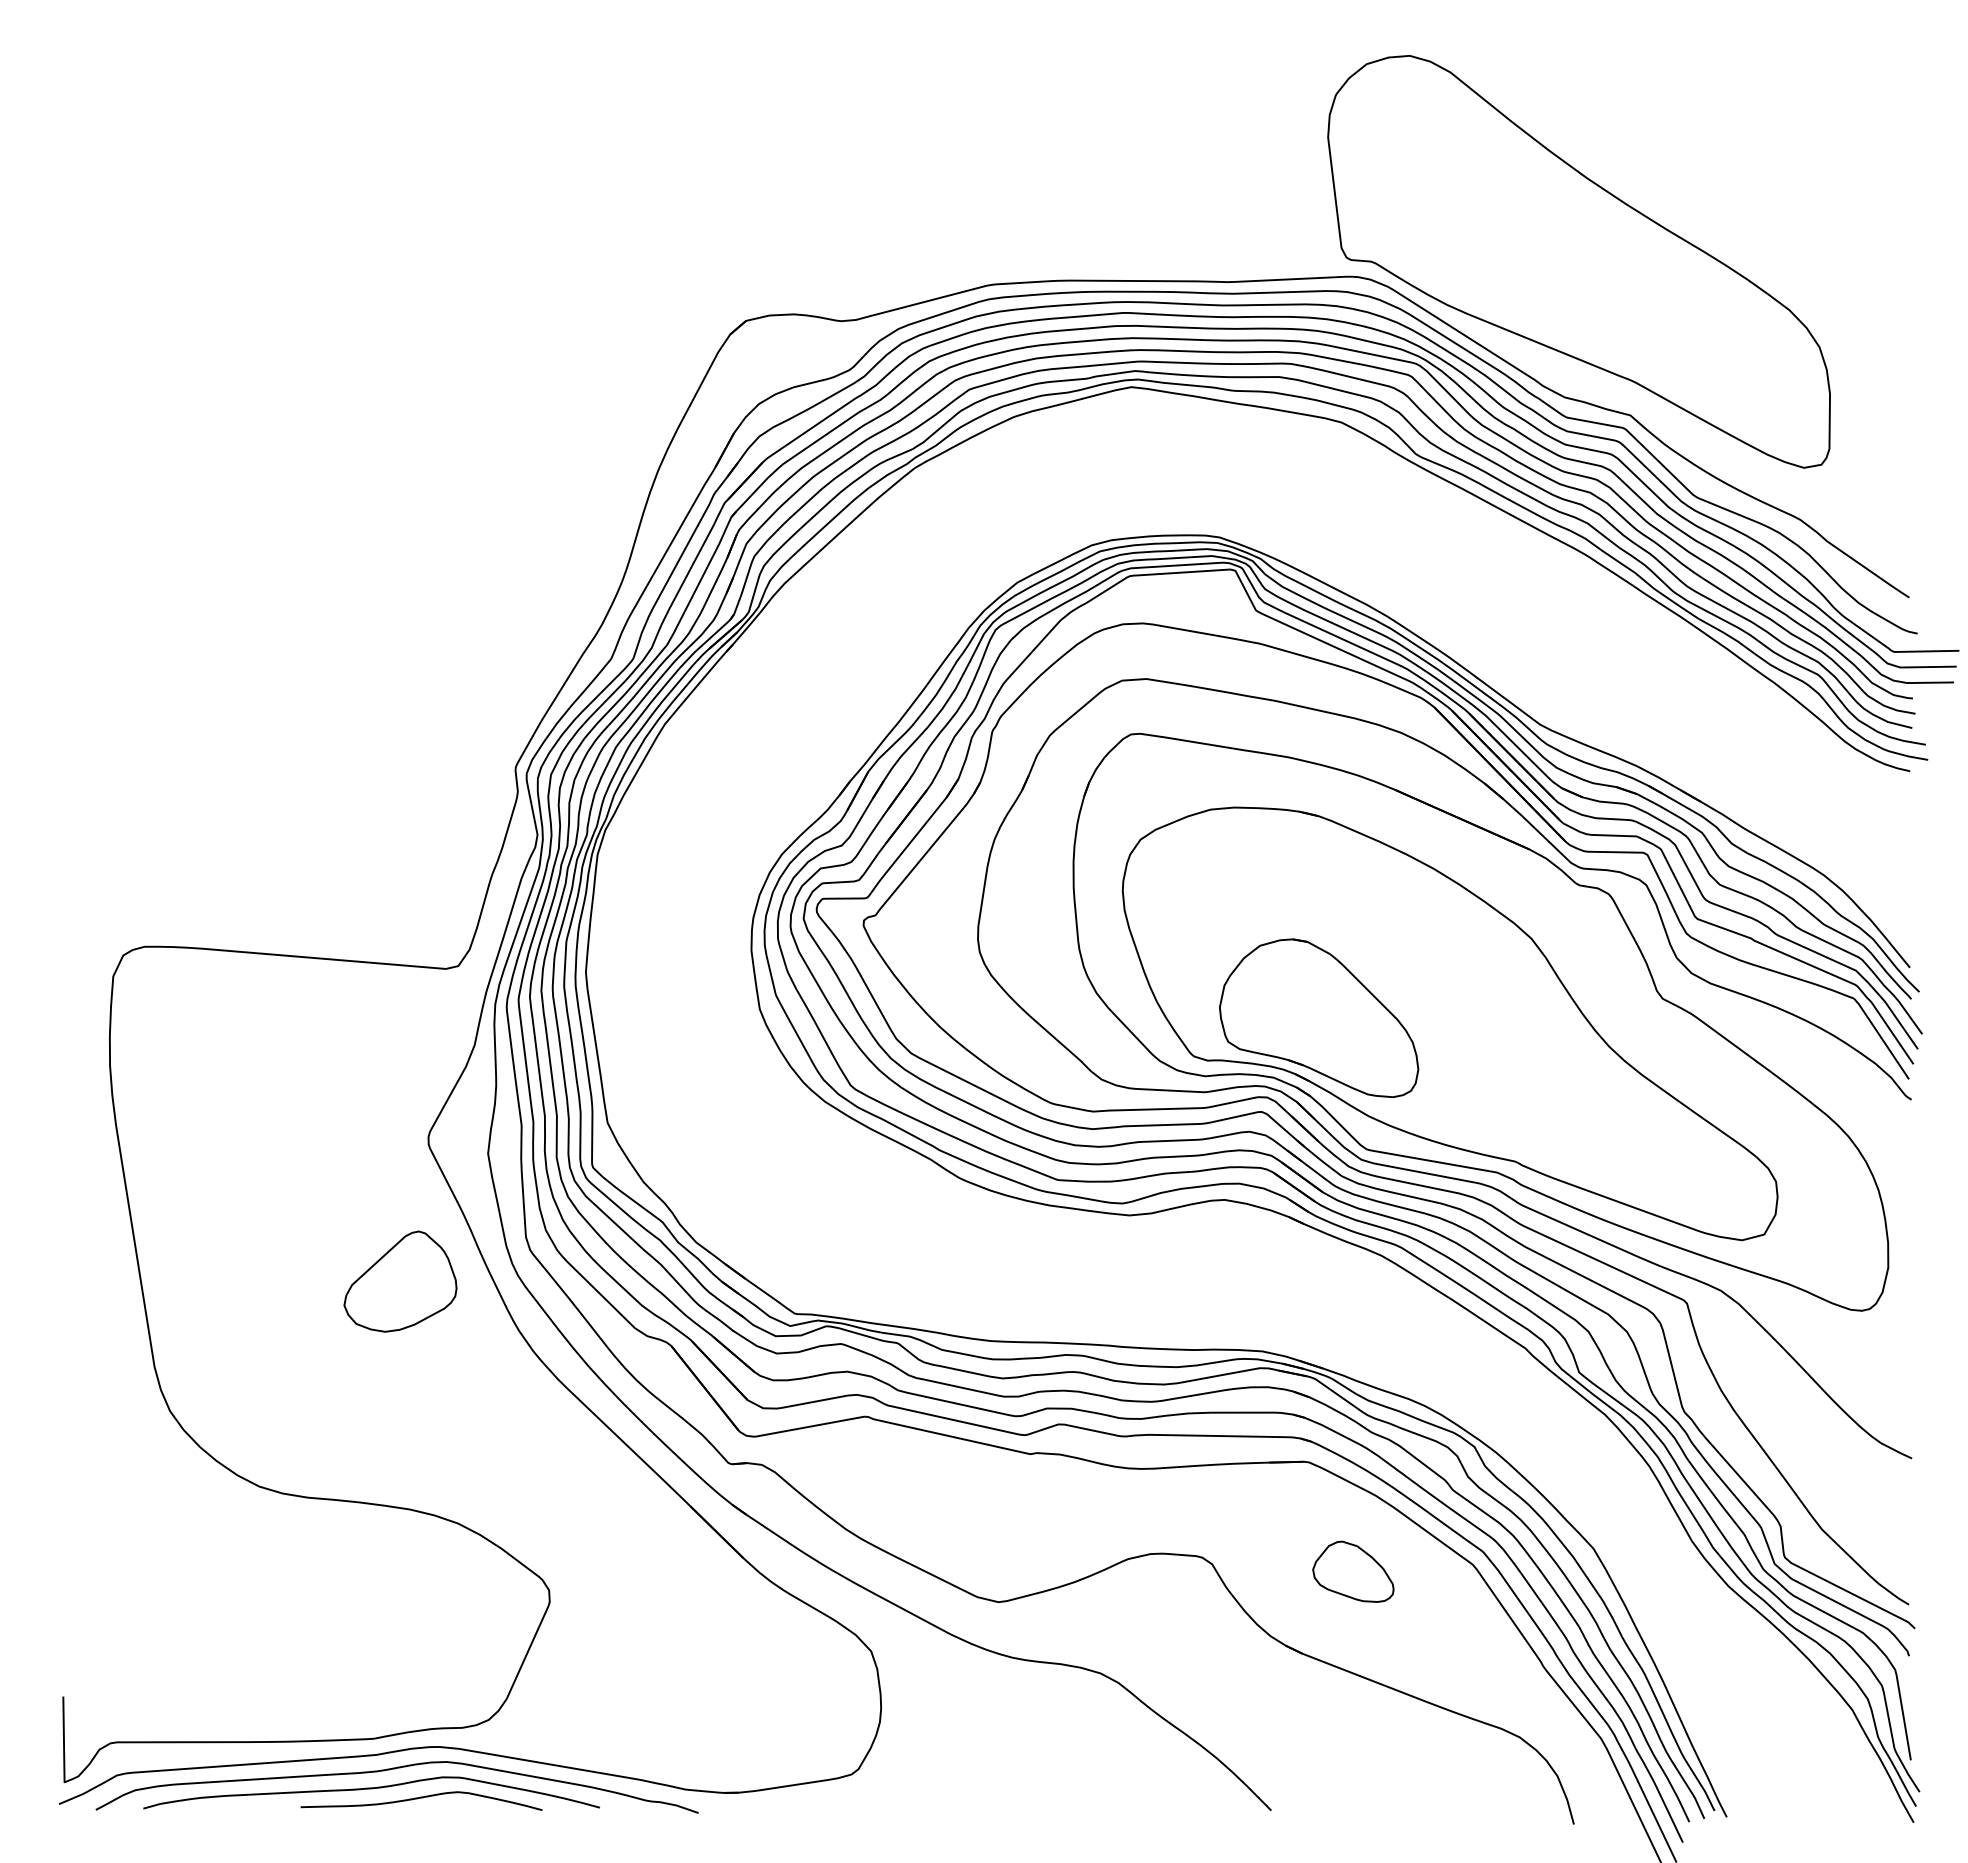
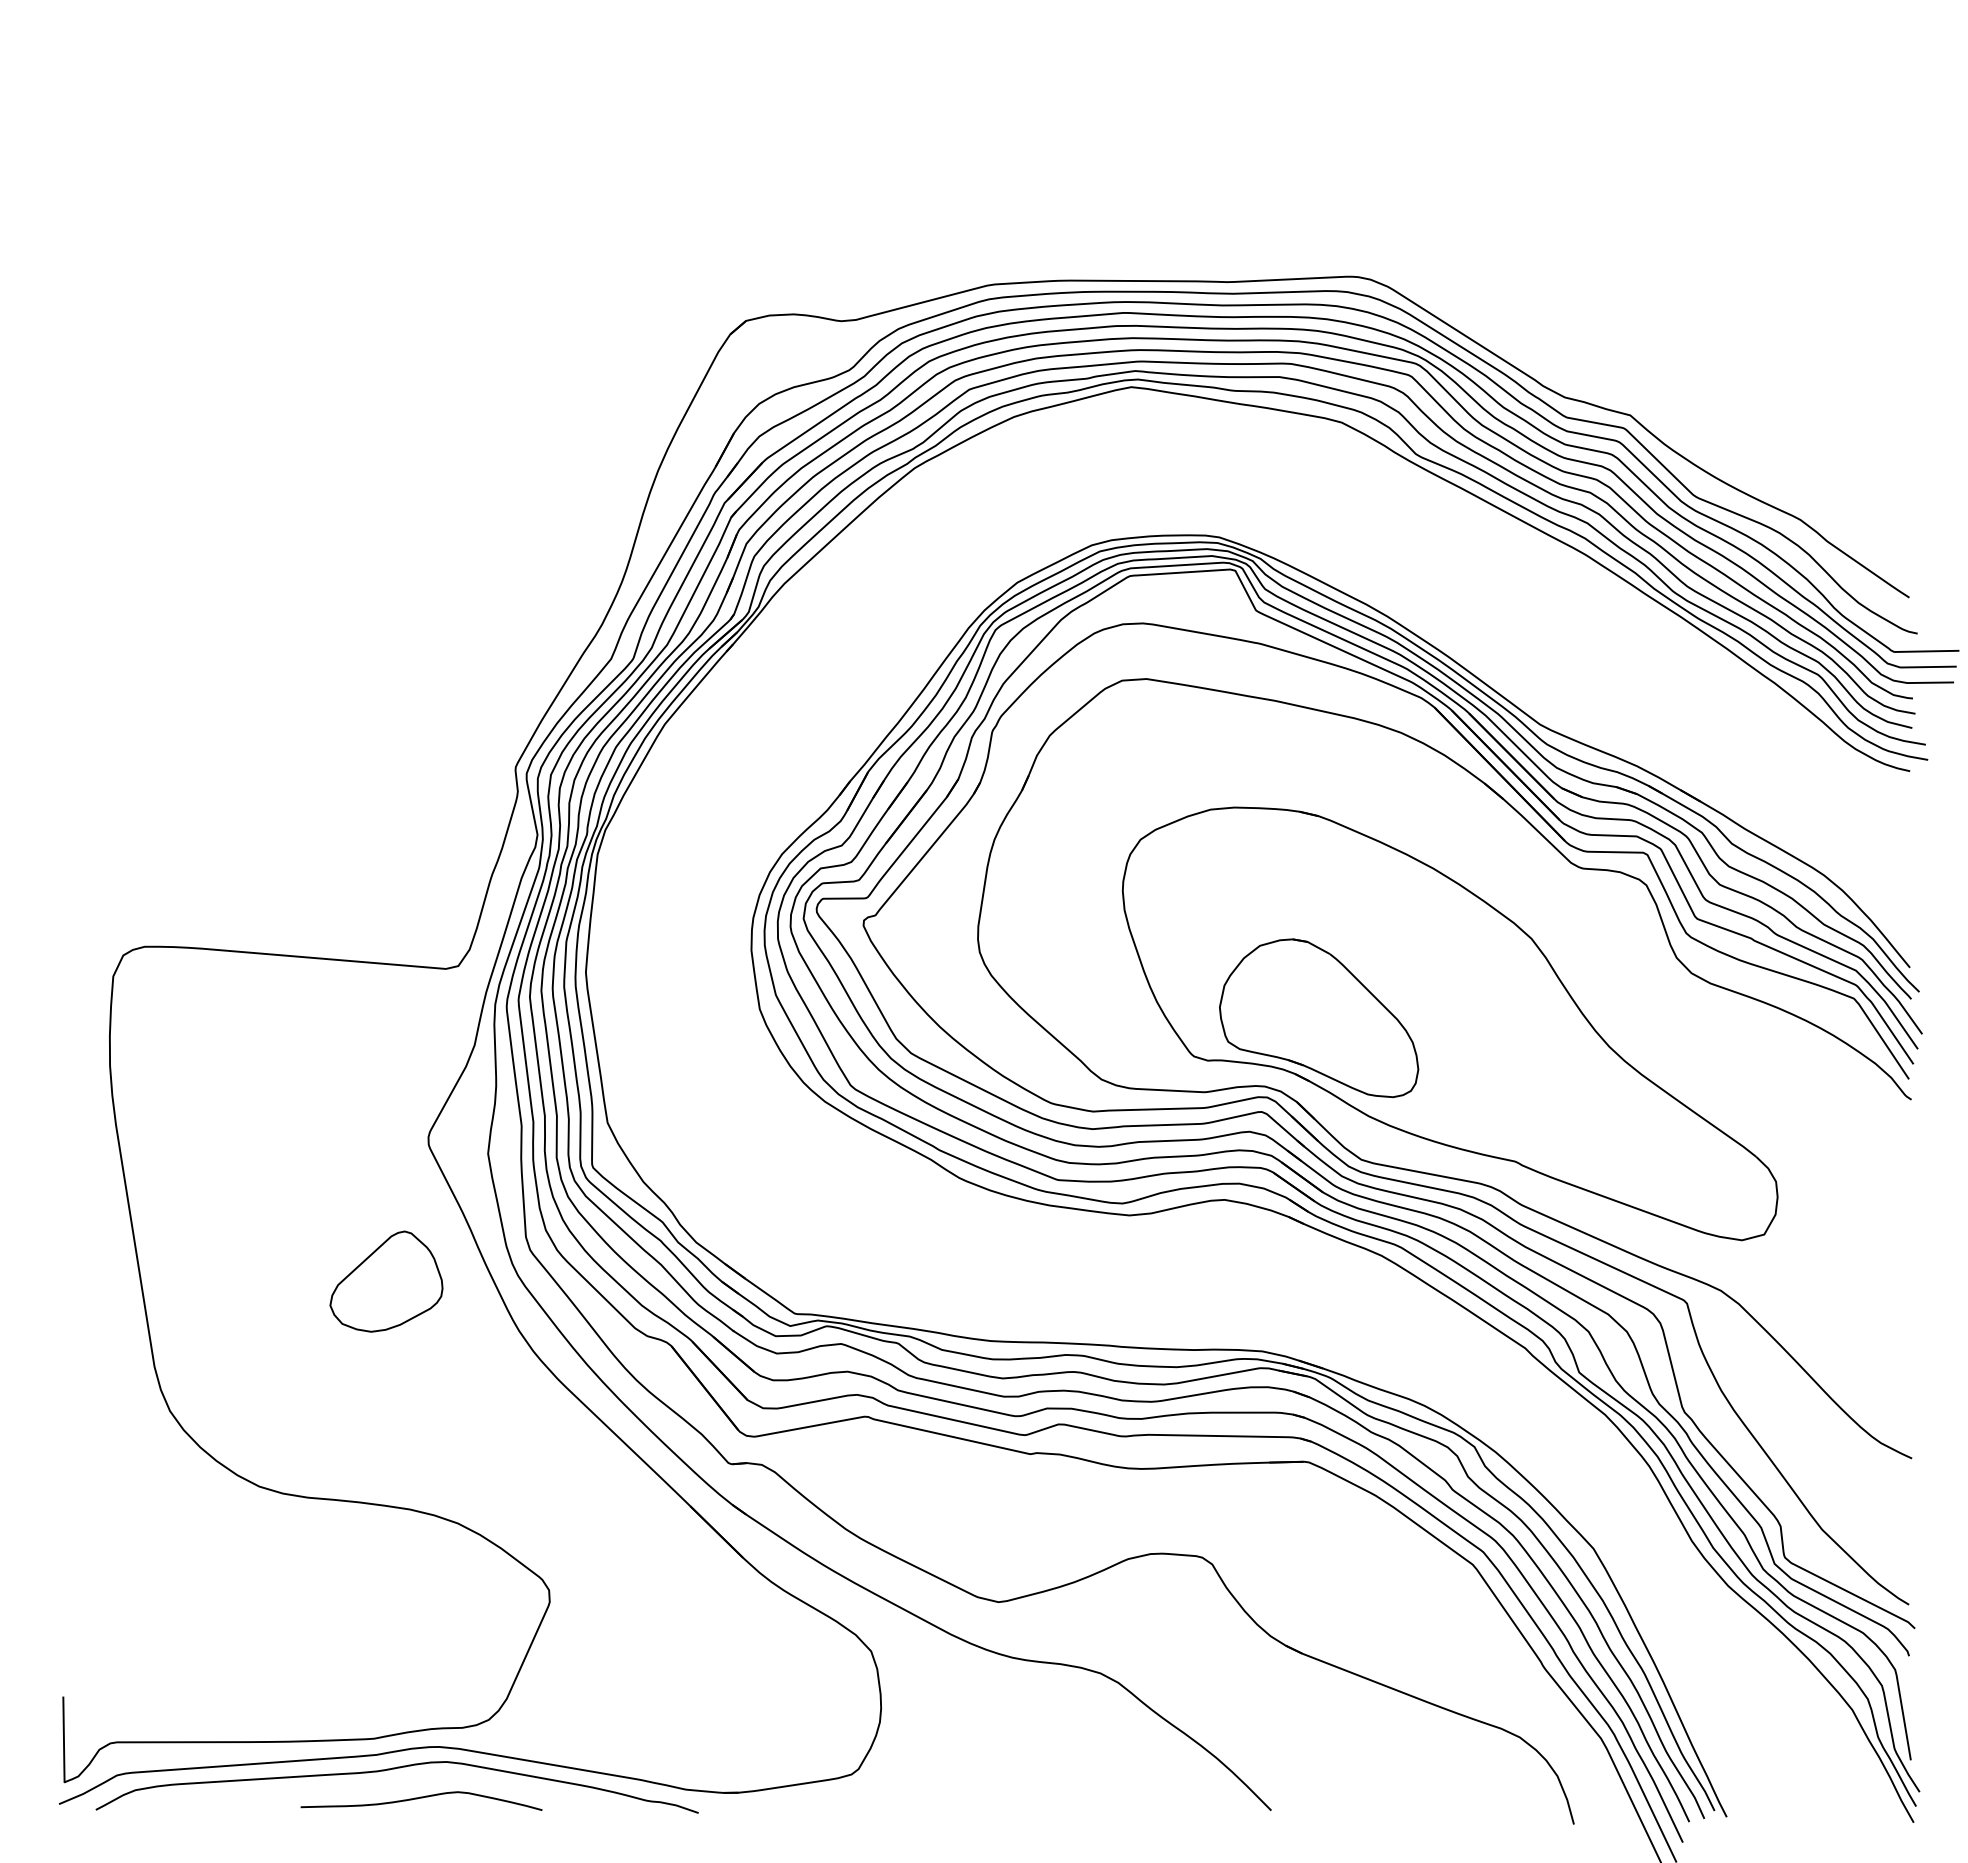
part: present -> none (1578, 261)
part: present -> none (1480, 1021)
part position: (400, 1281) -> (386, 1281) (386, 1281)
part: present -> none (1353, 1571)
curve: present -> none (371, 1789)
